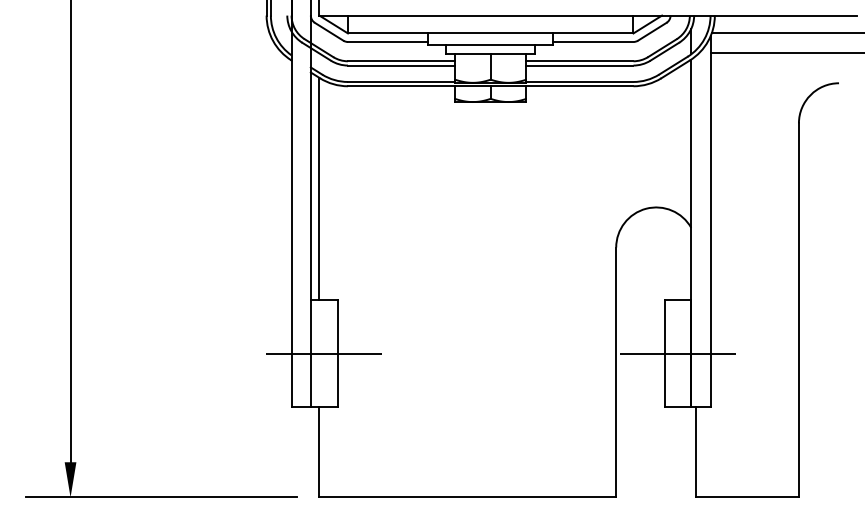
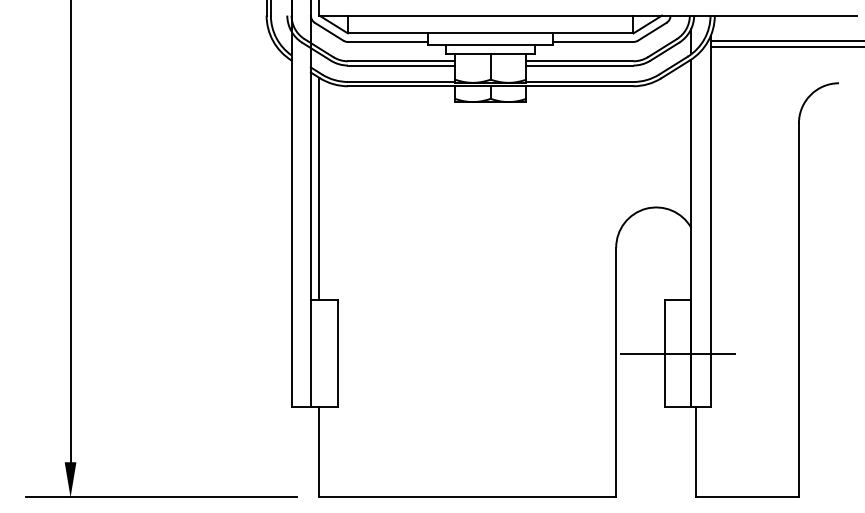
line position: (786, 33) -> (786, 41) (786, 41)
line position: (785, 52) -> (785, 46) (785, 46)
line: present -> none (324, 353)
